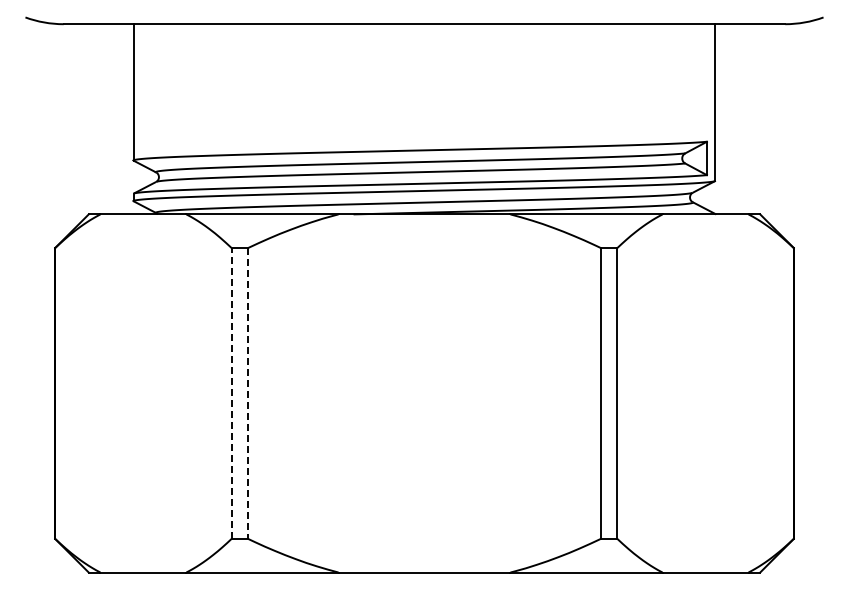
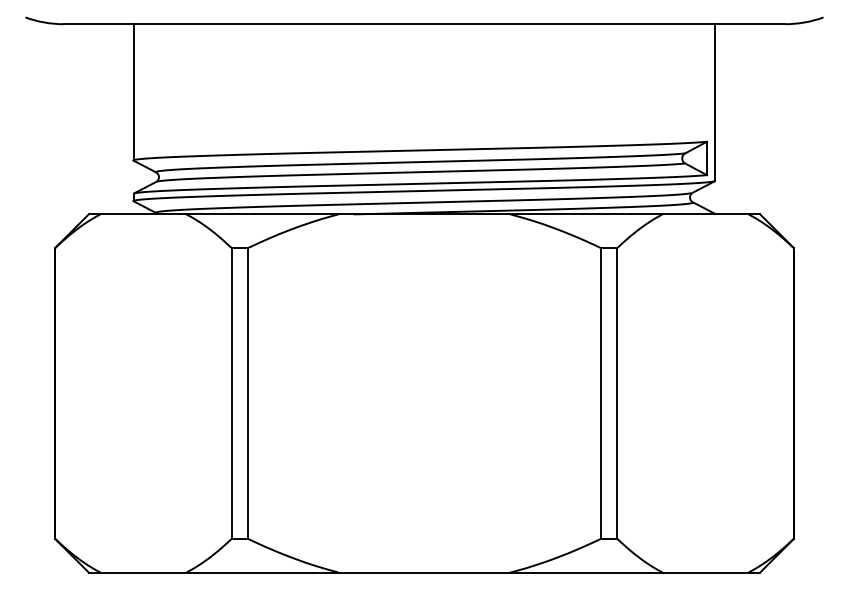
line: dashed -> solid (231, 392)
line: dashed -> solid (248, 393)
